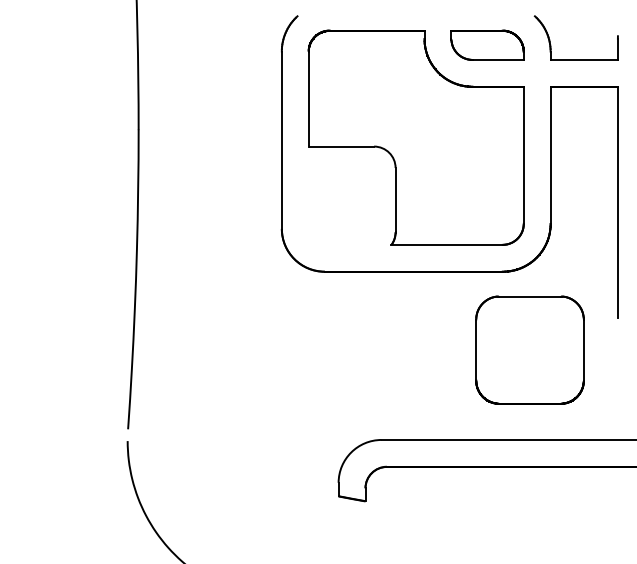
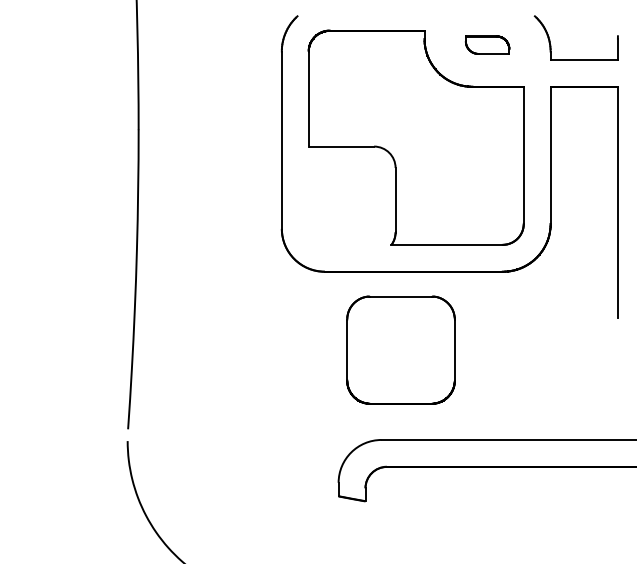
part size: 75x32 px -> 47x20 px (487, 44)
part position: (529, 349) -> (400, 349) (400, 349)
